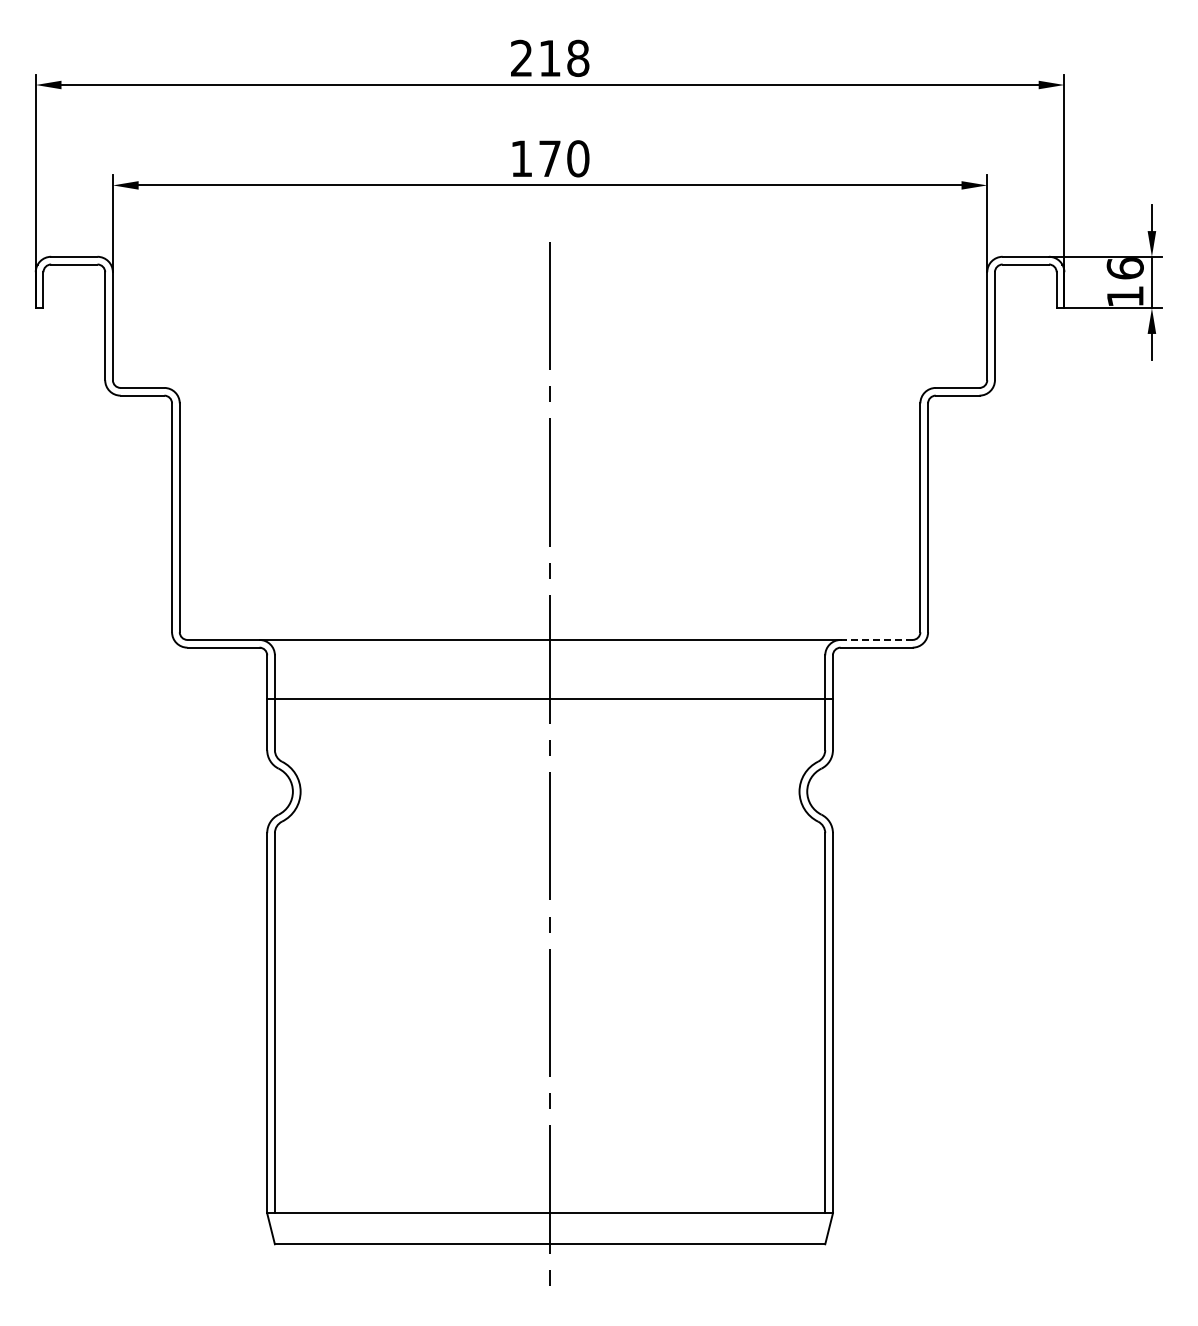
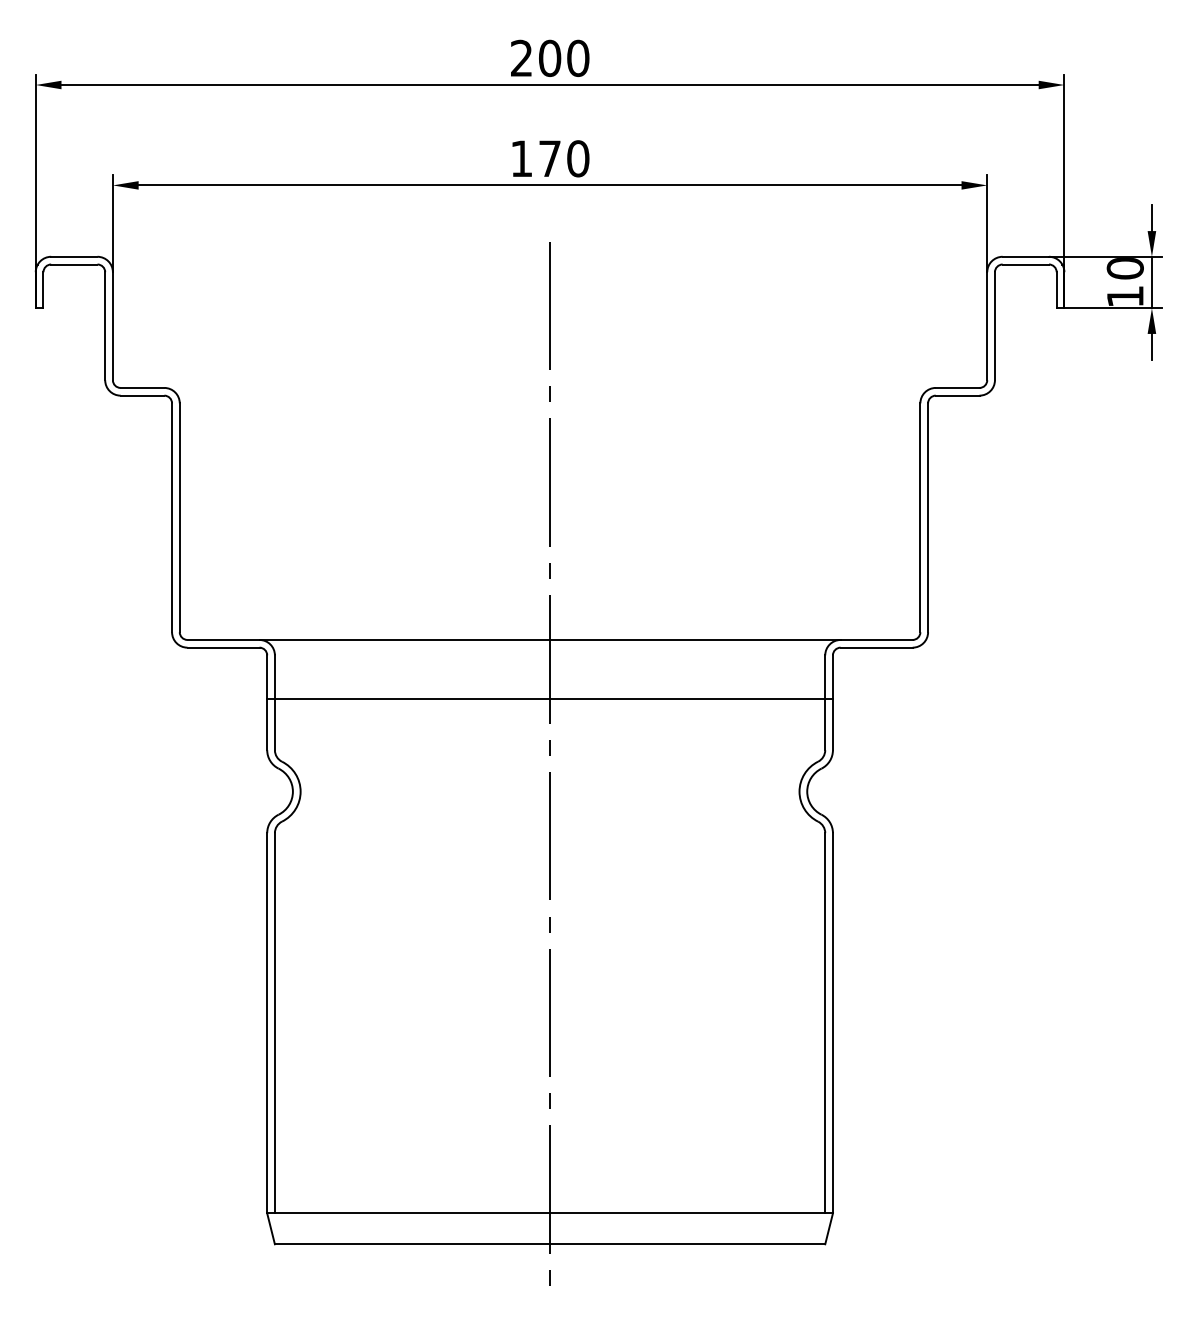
text: 218 -> 200 (564, 58)
text: 16 -> 10 (1124, 268)
line: dashed -> solid (876, 639)
